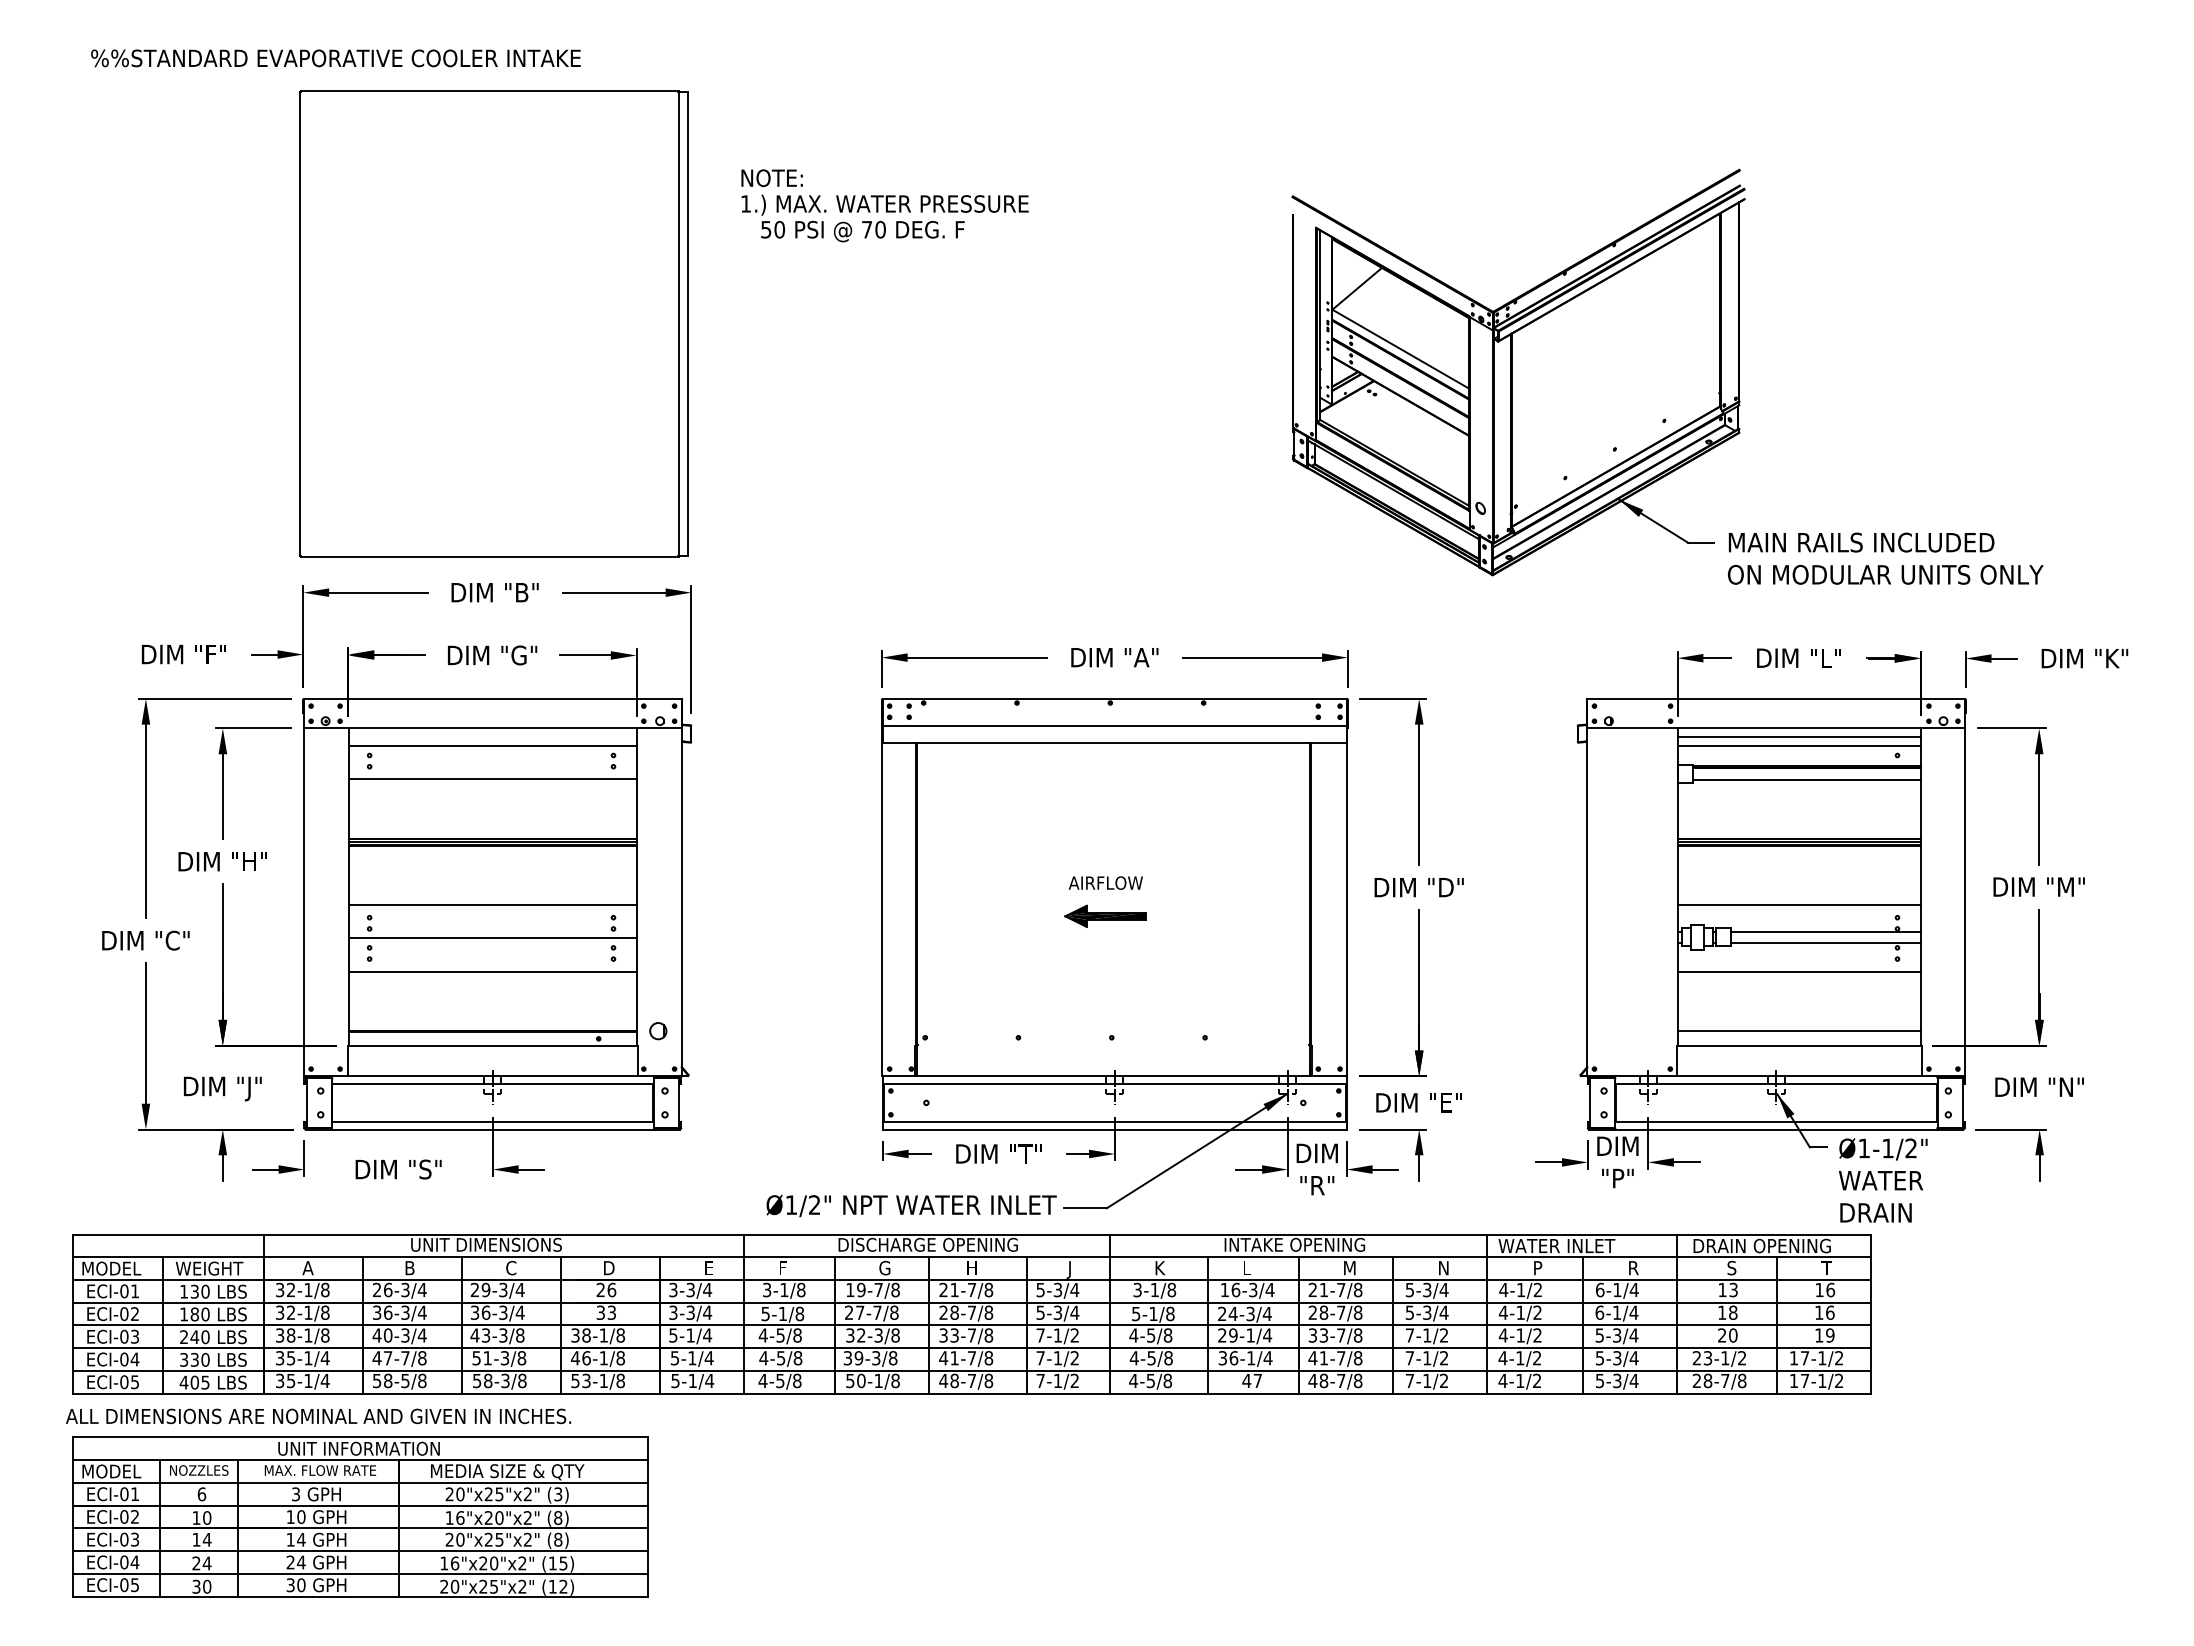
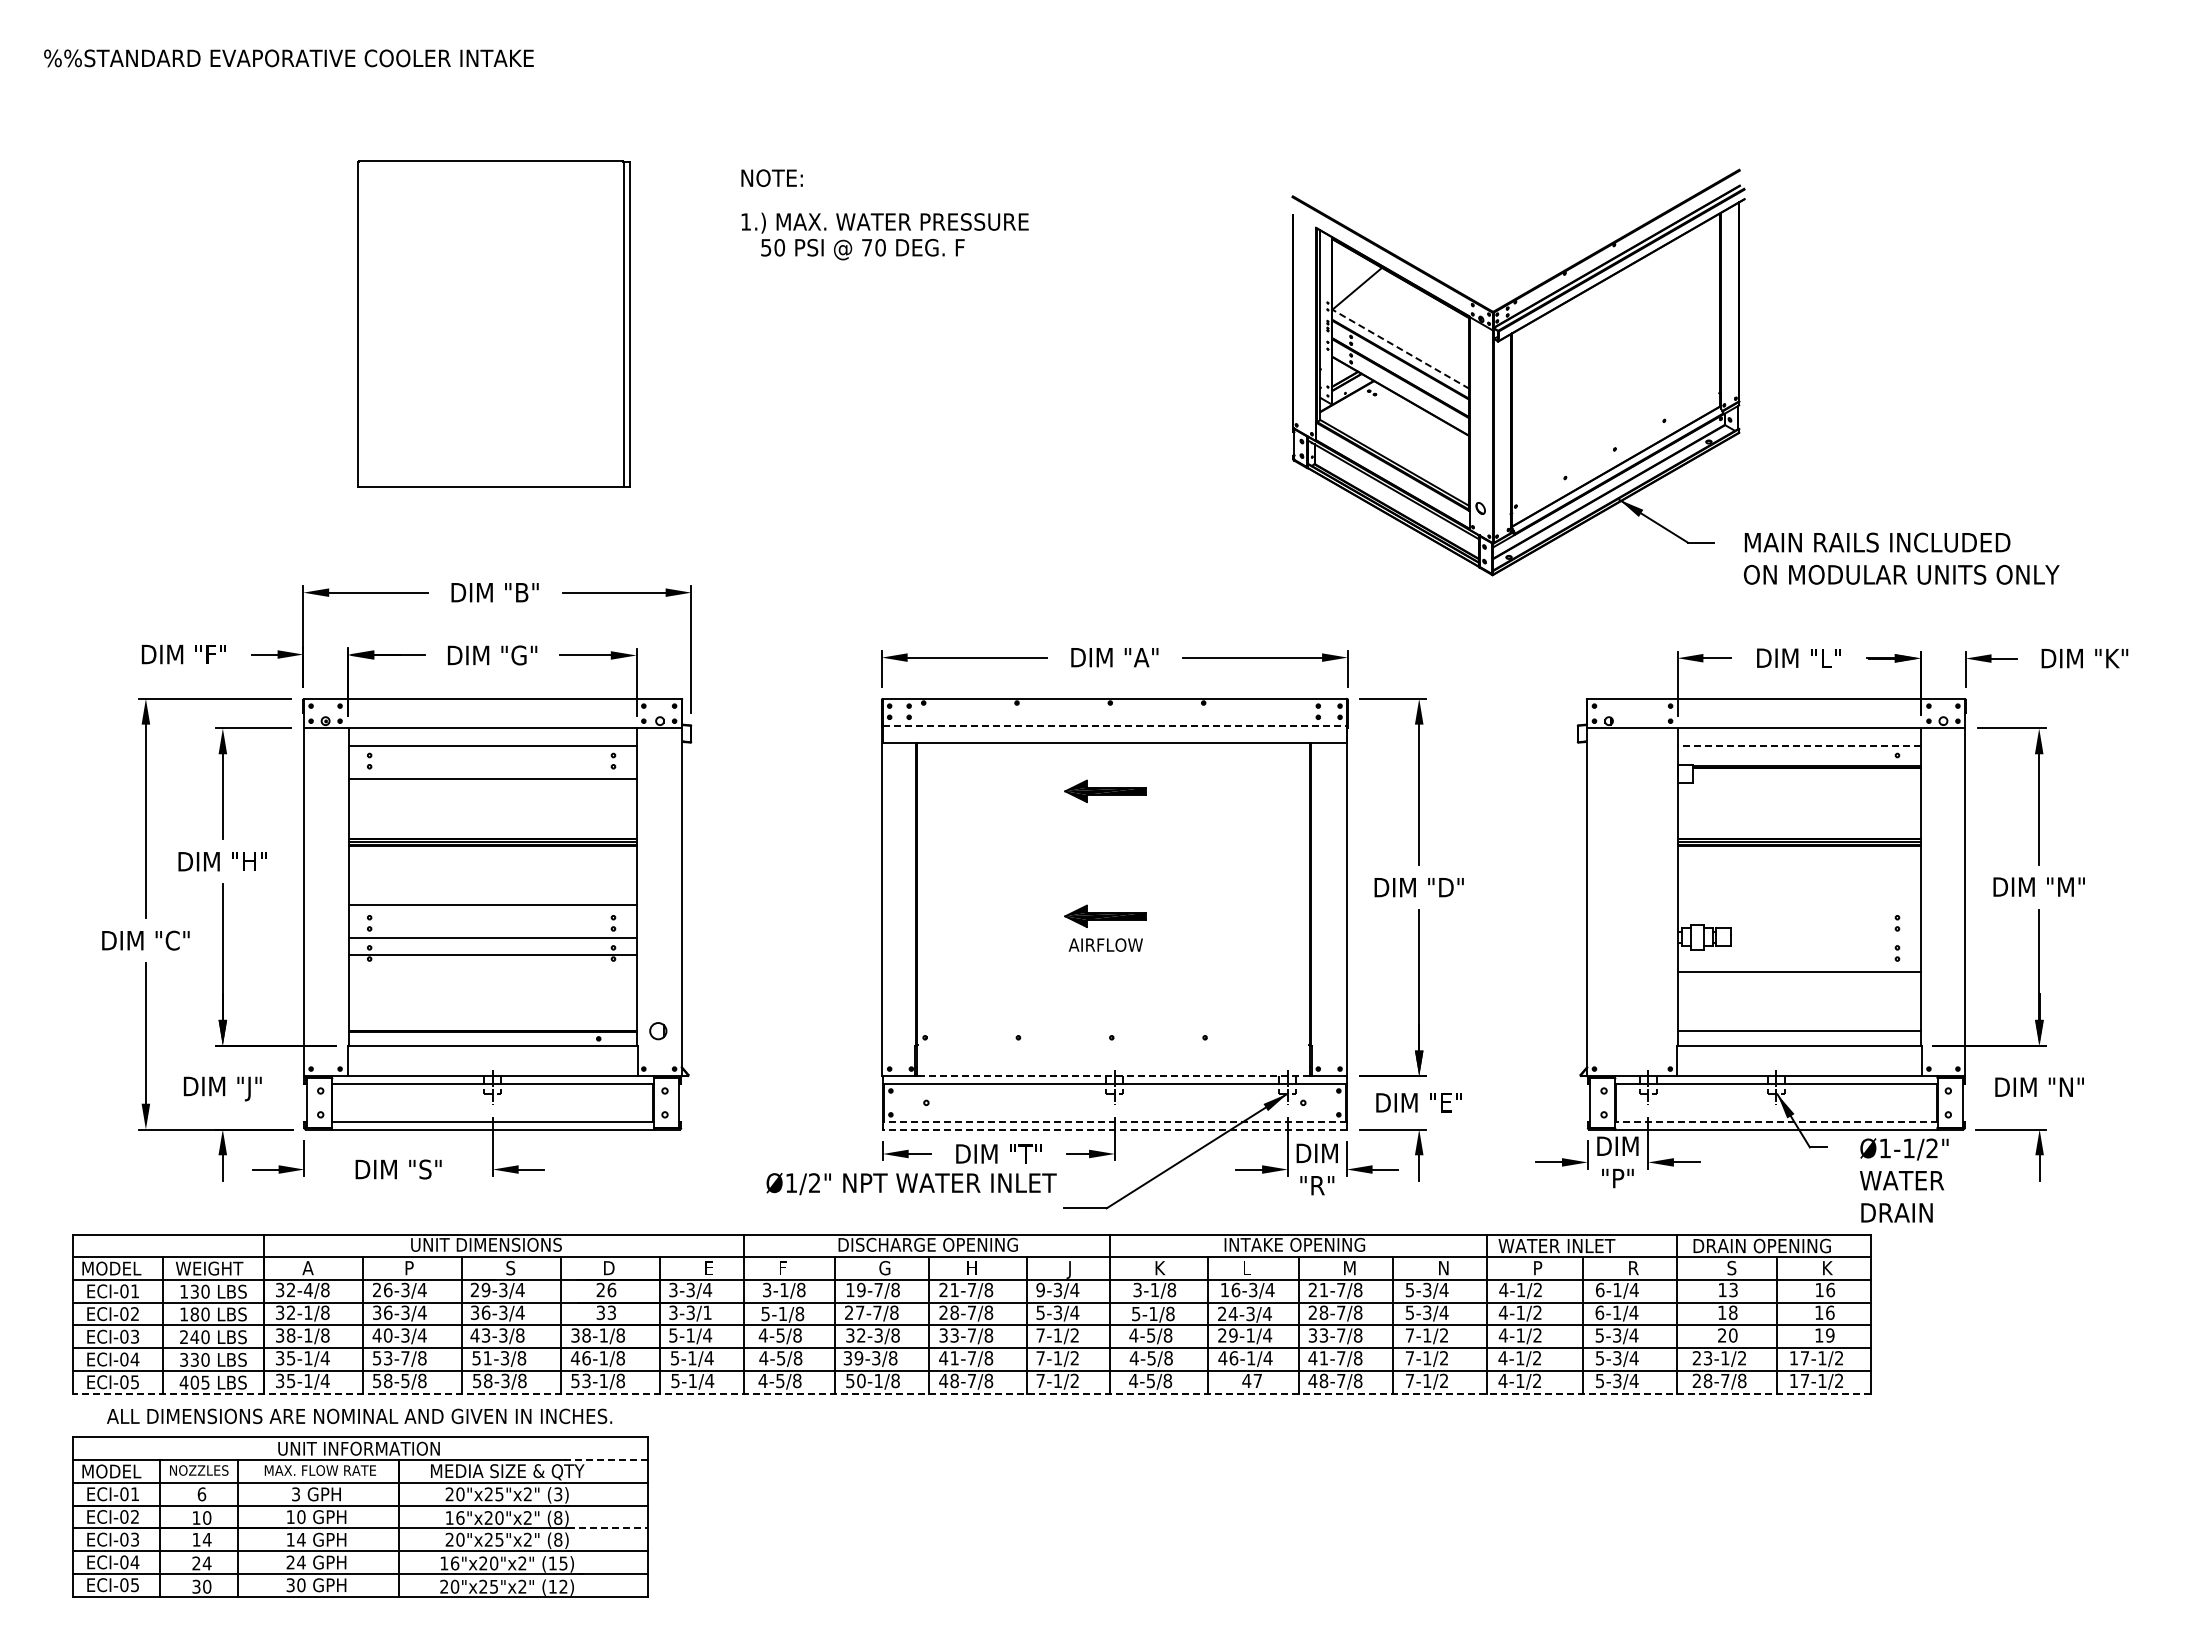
text position: (335, 58) -> (288, 58) (288, 58)
text position: (884, 218) -> (884, 236) (884, 236)
part size: 390x468 px -> 274x328 px (493, 323)
line: solid -> dashed (1400, 349)
text position: (1885, 558) -> (1901, 558) (1901, 558)
line: solid -> dashed (1115, 726)
line: present -> none (1798, 737)
line: solid -> dashed (1798, 746)
line: present -> none (1806, 780)
part: none -> present (1105, 790)
text position: (1105, 882) -> (1105, 944) (1105, 944)
line: present -> none (1798, 904)
line: present -> none (1825, 931)
line: present -> none (1825, 943)
line position: (492, 971) -> (492, 954) (492, 954)
line: solid -> dashed (1113, 1076)
line: solid -> dashed (1114, 1122)
line: solid -> dashed (1775, 1122)
line: solid -> dashed (1114, 1129)
text position: (1883, 1180) -> (1904, 1180) (1904, 1180)
text position: (911, 1205) -> (911, 1183) (911, 1183)
text: C -> S (511, 1267)
text: B -> P (410, 1268)
text: T -> K (1826, 1268)
text: 5-3/4 -> 9-3/4 (1040, 1289)
text: 32-1/8 -> 32-4/8 (307, 1290)
text: 3-3/4 -> 3-3/1 (707, 1312)
text: 47-7/8 -> 53-7/8 (382, 1358)
text: 36-1/4 -> 46-1/4 (1222, 1358)
line: solid -> dashed (971, 1393)
text position: (318, 1416) -> (359, 1416) (359, 1416)
line: solid -> dashed (606, 1460)
line: solid -> dashed (608, 1528)
